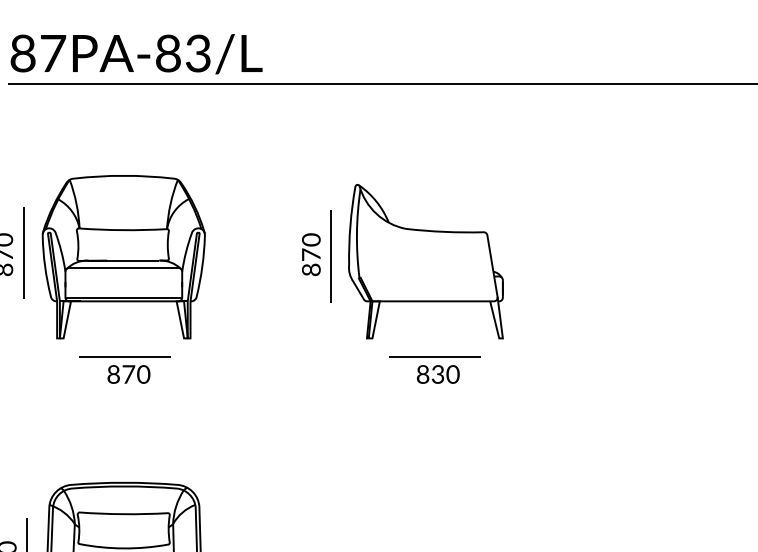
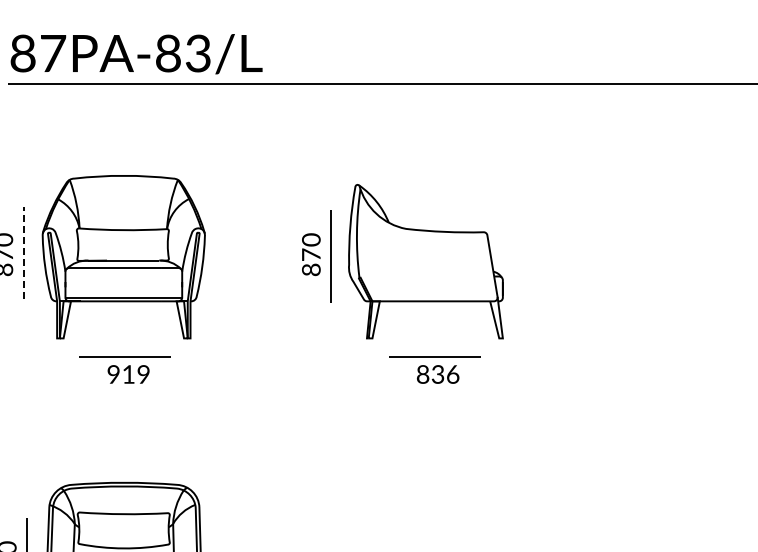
line: solid -> dashed (24, 252)
text: 870 -> 919 (128, 374)
text: 830 -> 836 (452, 374)
